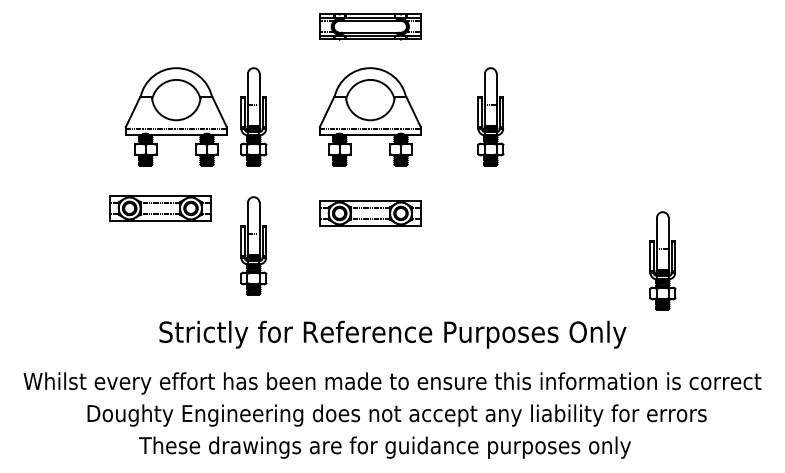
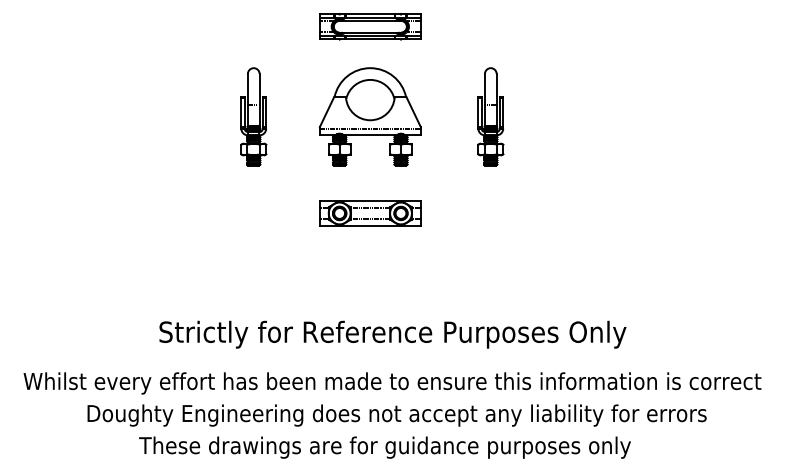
part: present -> none (175, 116)
part: present -> none (160, 208)
part: present -> none (253, 245)
part: present -> none (662, 260)
